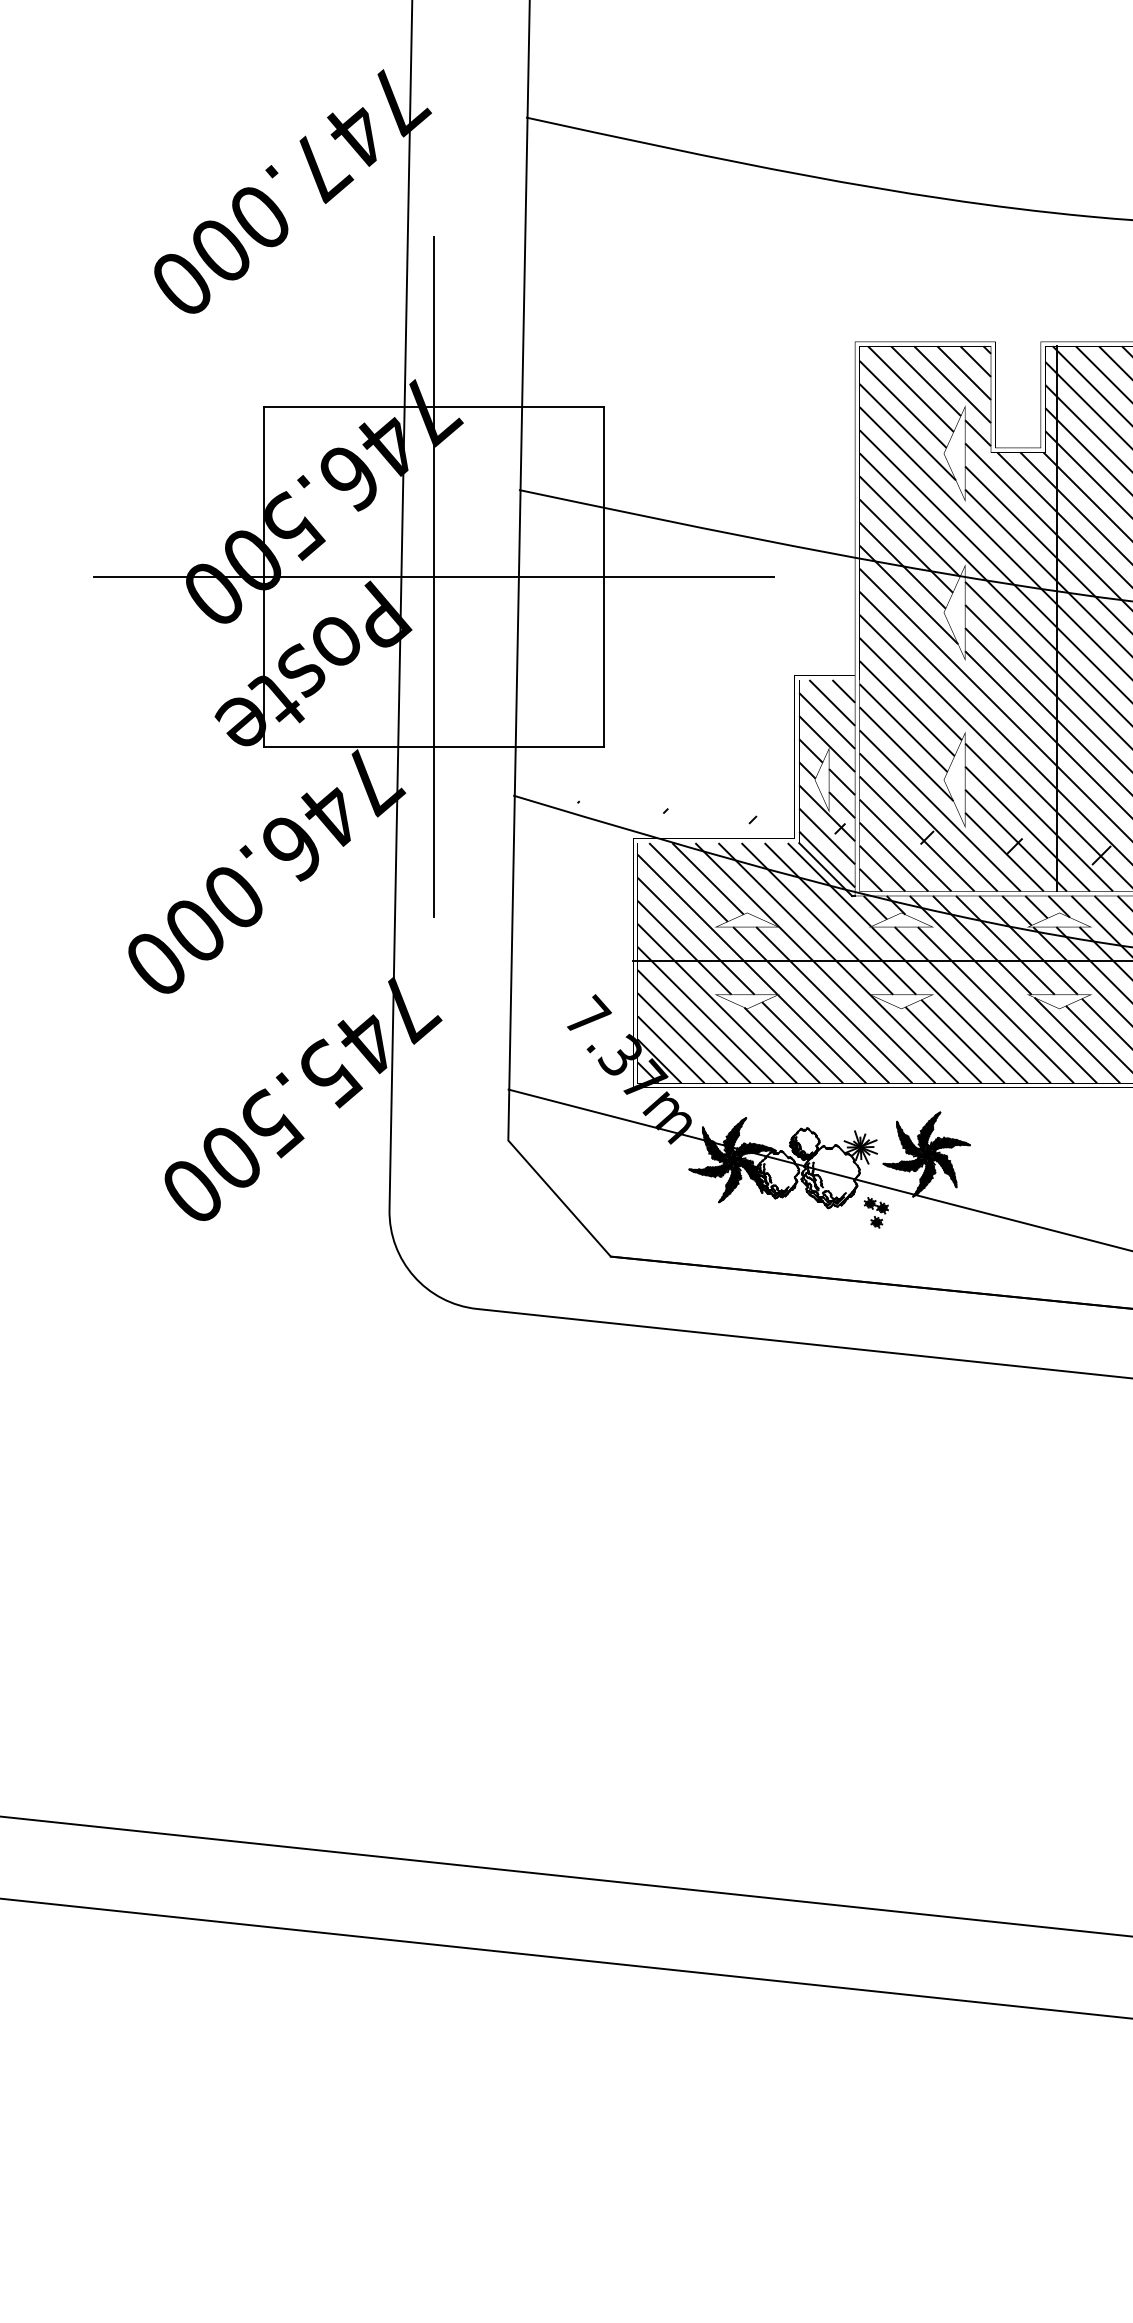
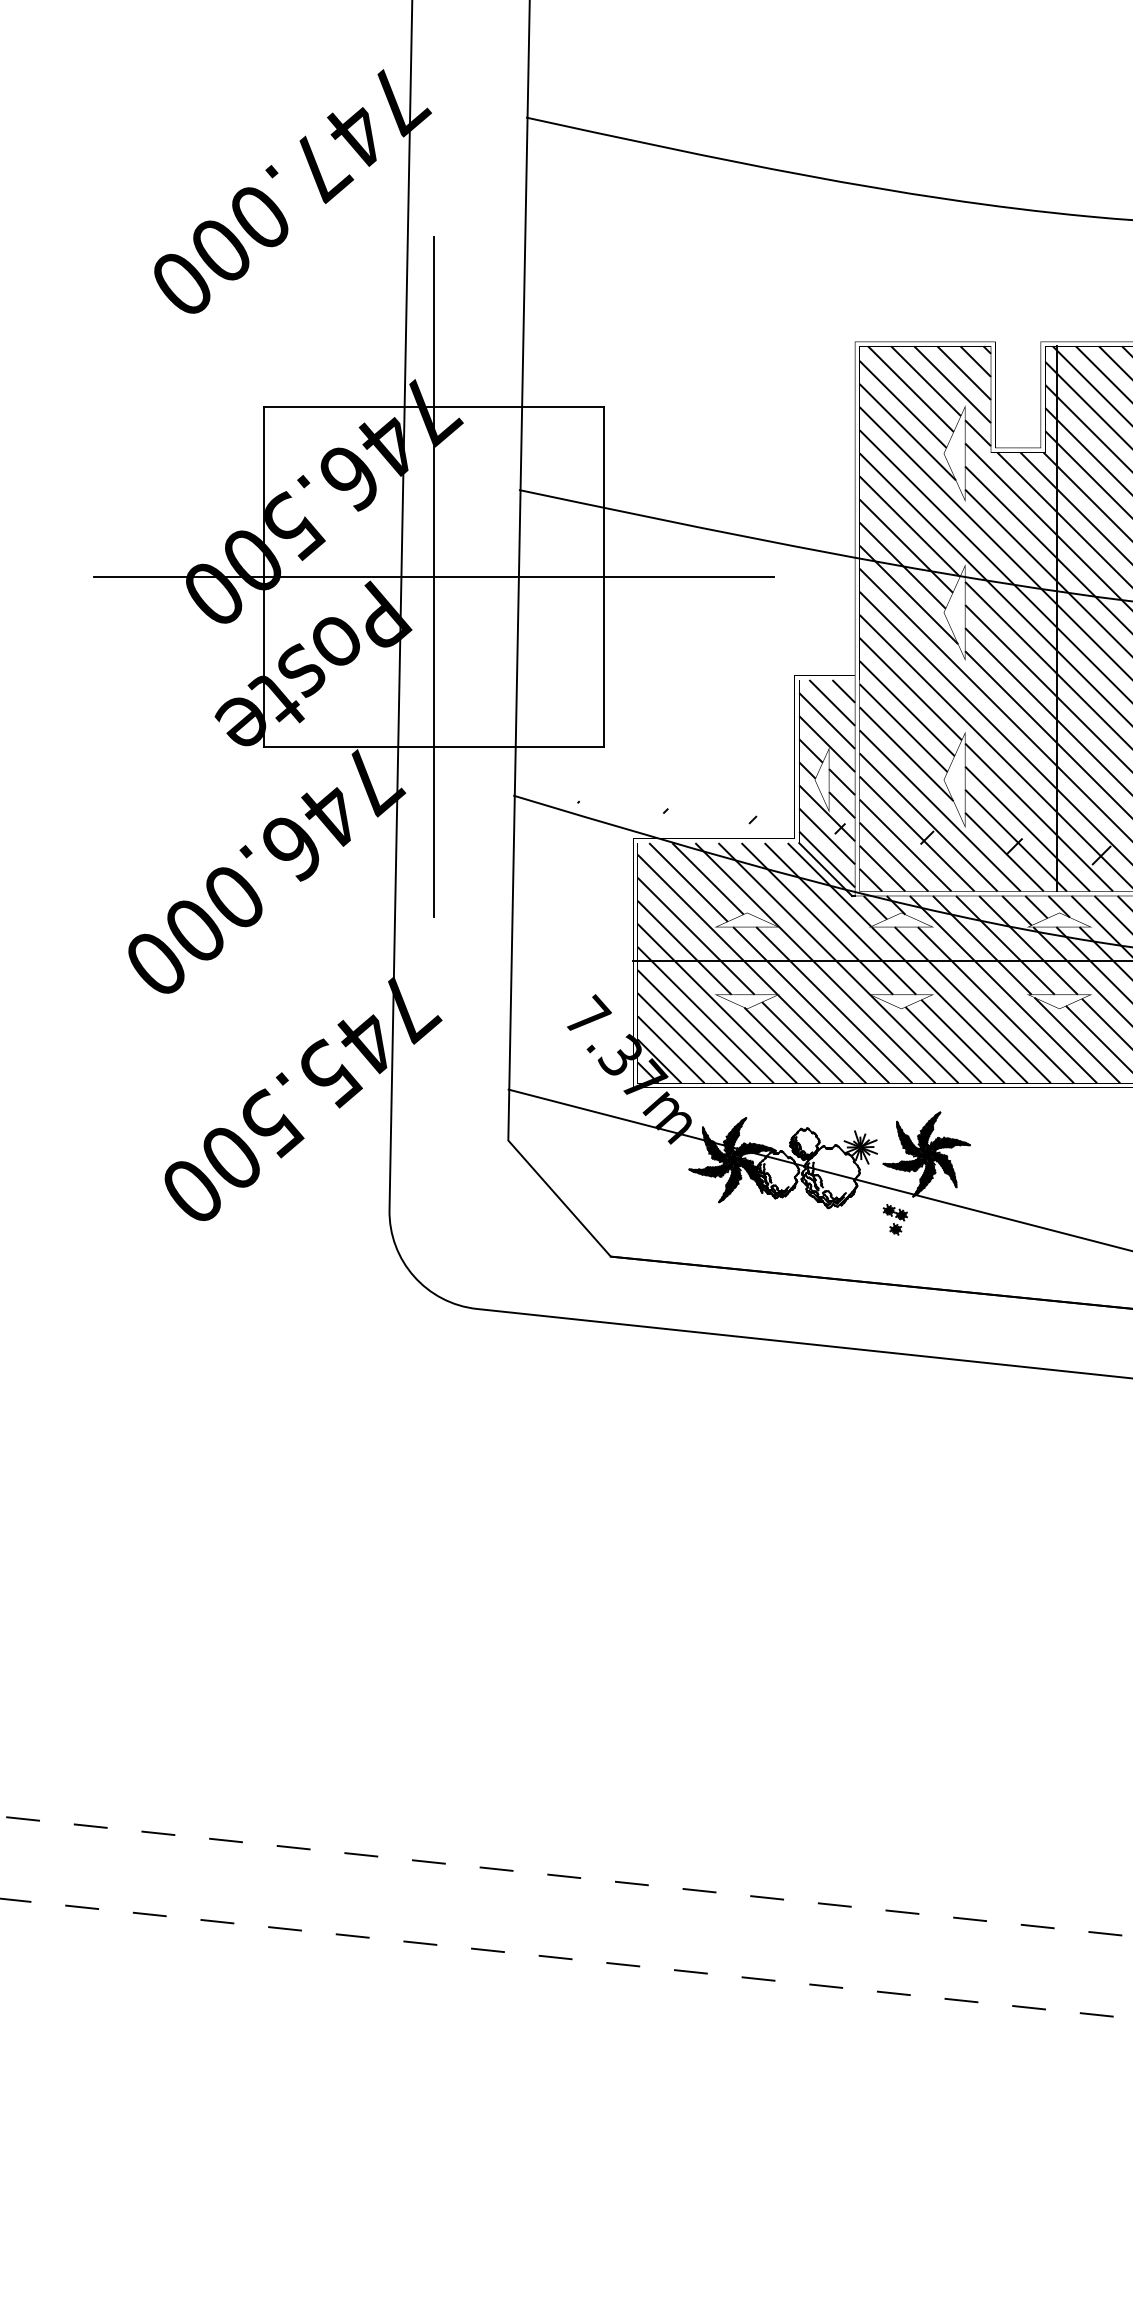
part position: (875, 1212) -> (894, 1219) (894, 1219)
line: solid -> dashed (566, 1876)
line: solid -> dashed (566, 1958)
